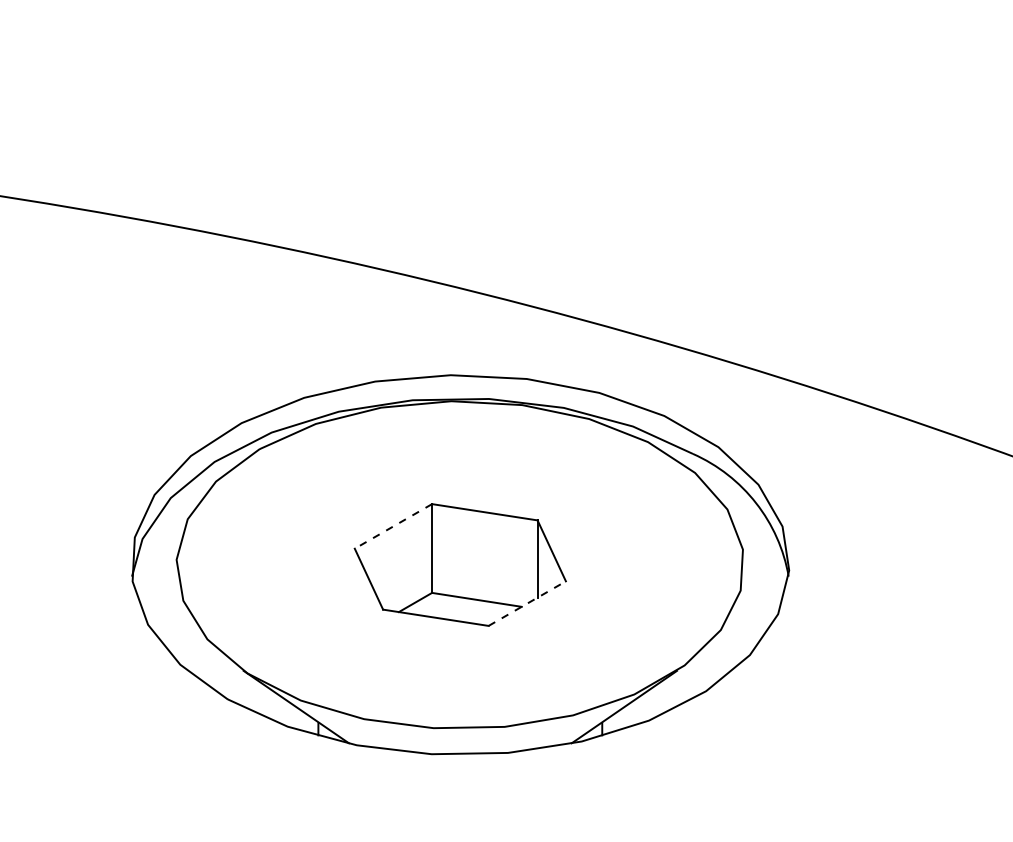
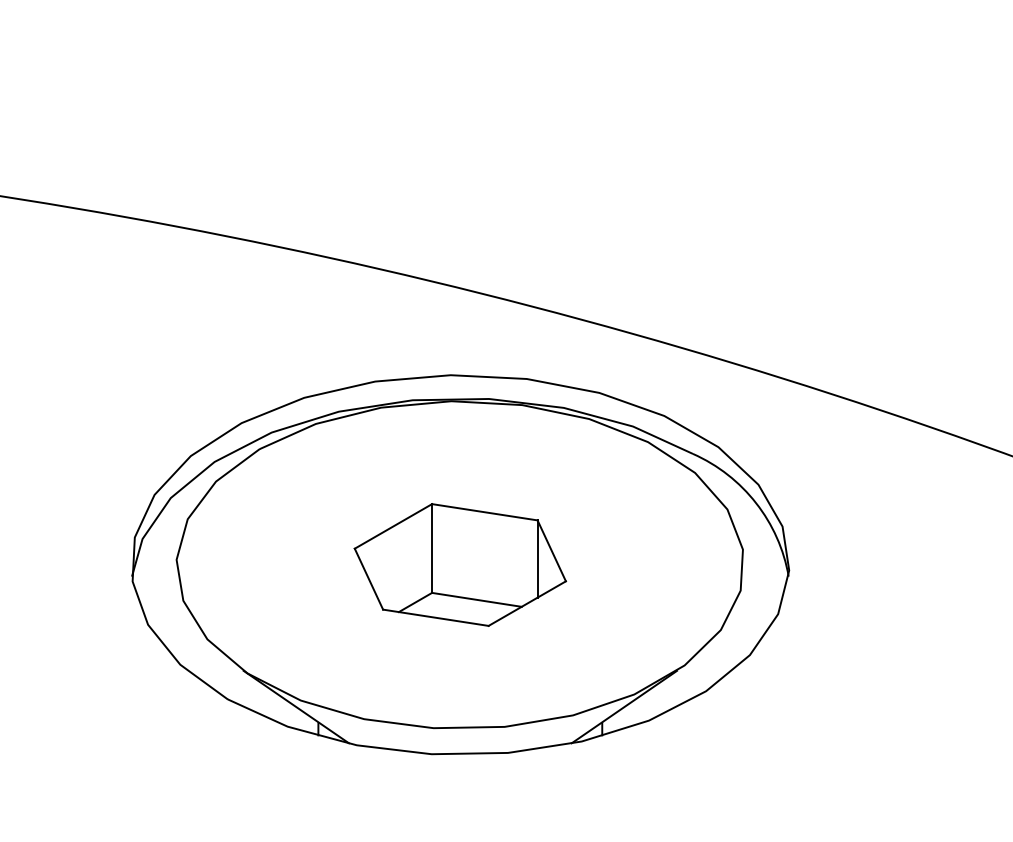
line: dashed -> solid (393, 526)
line: dashed -> solid (527, 603)
